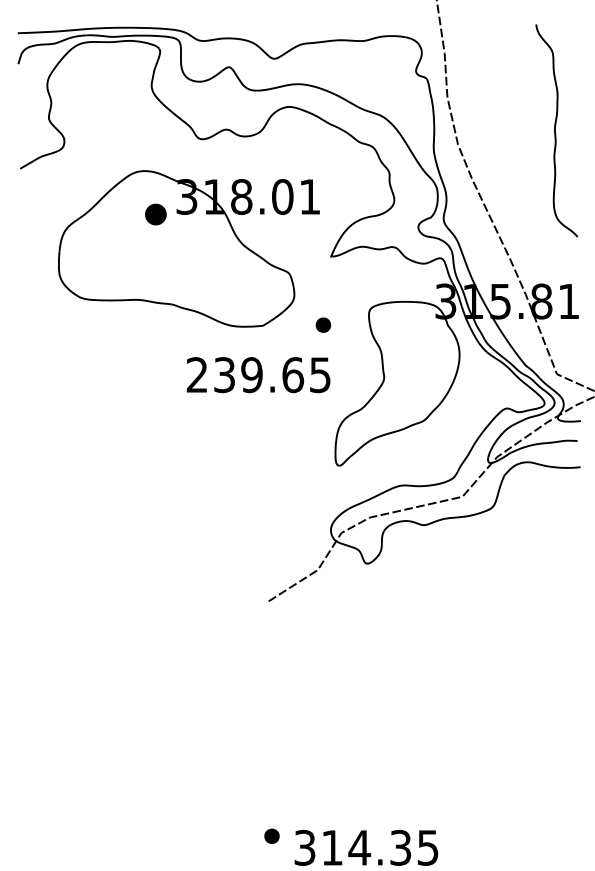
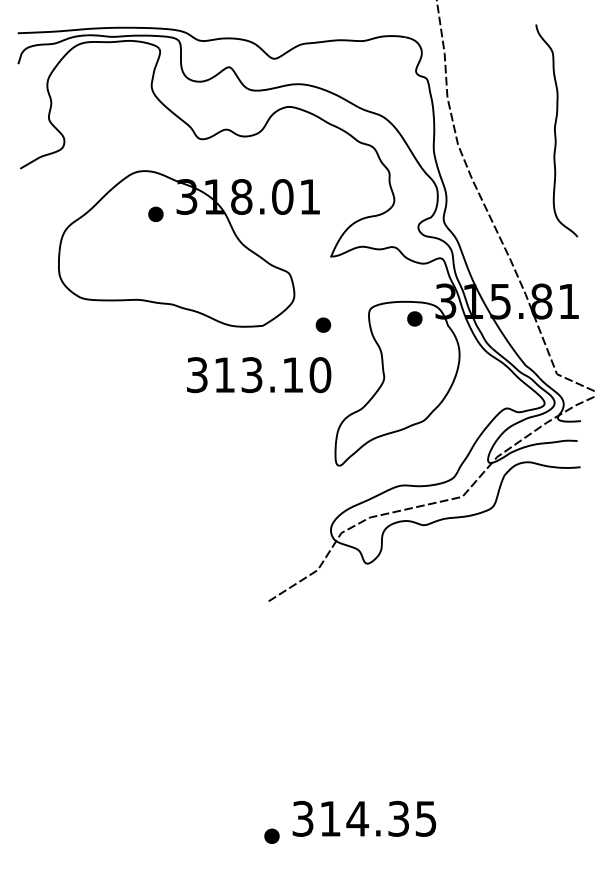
part size: 22x23 px -> 16x16 px (155, 213)
part: none -> present (414, 318)
text: 239.65 -> 313.10 (258, 375)
text position: (366, 847) -> (364, 818) (364, 818)
